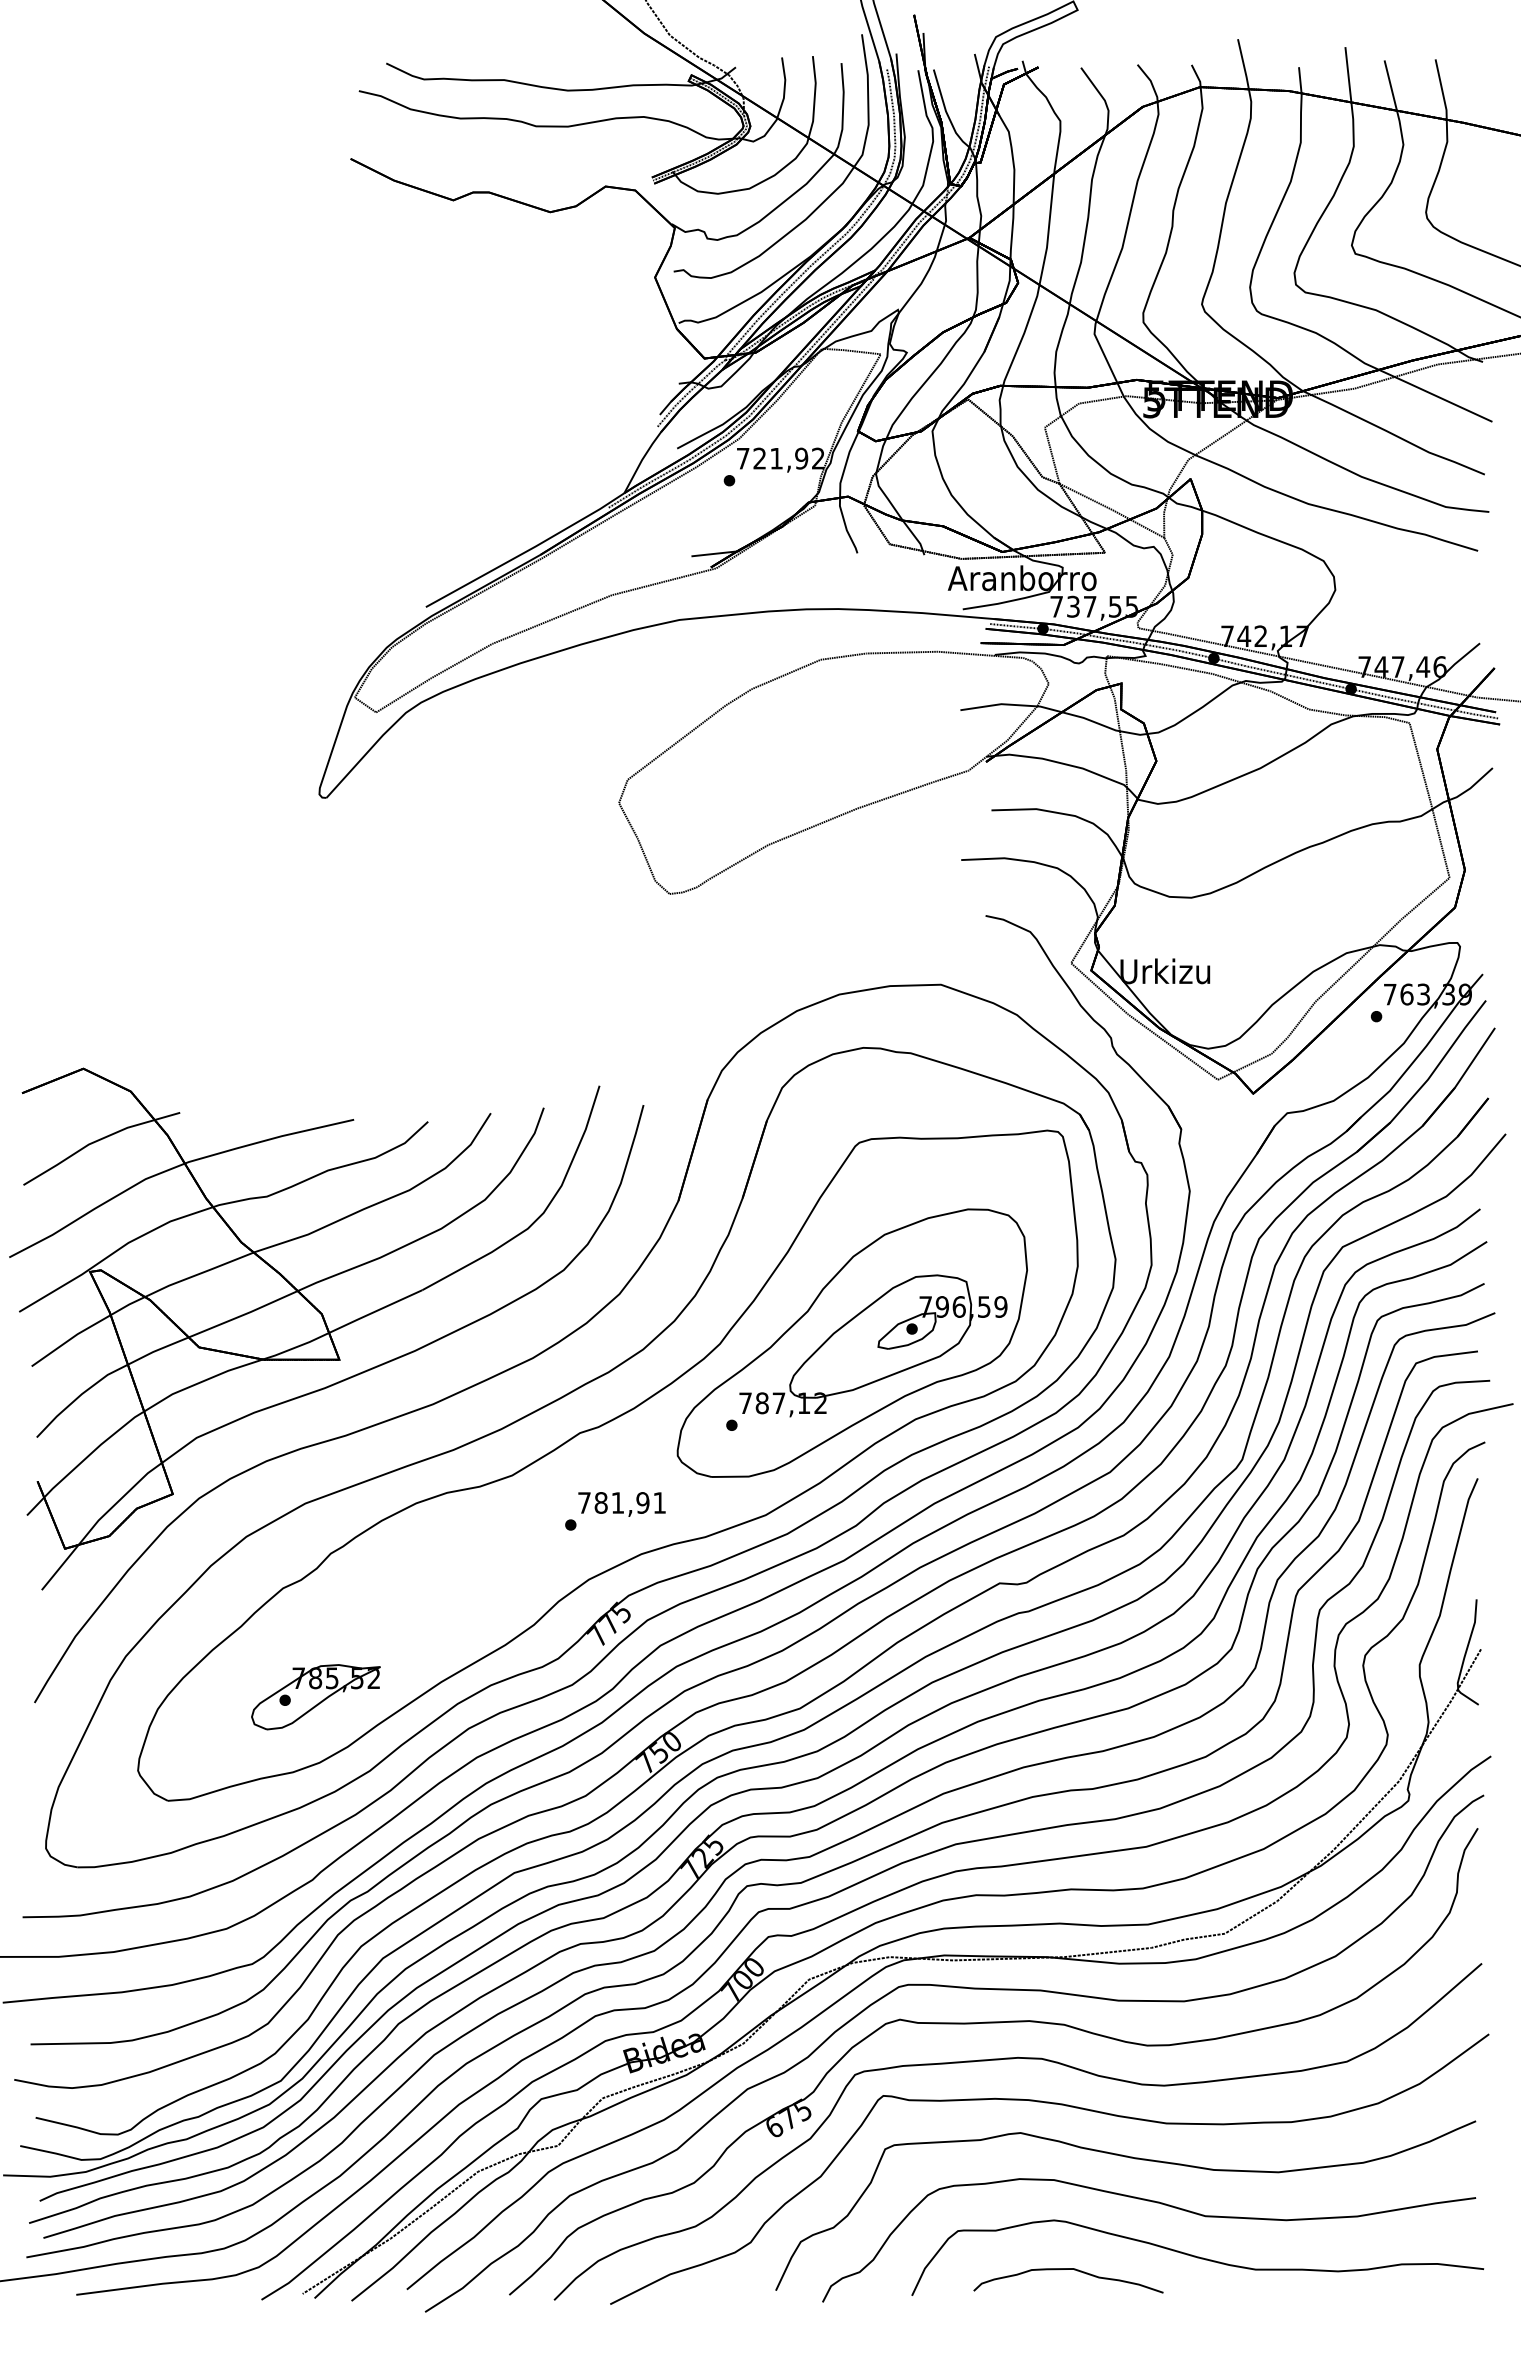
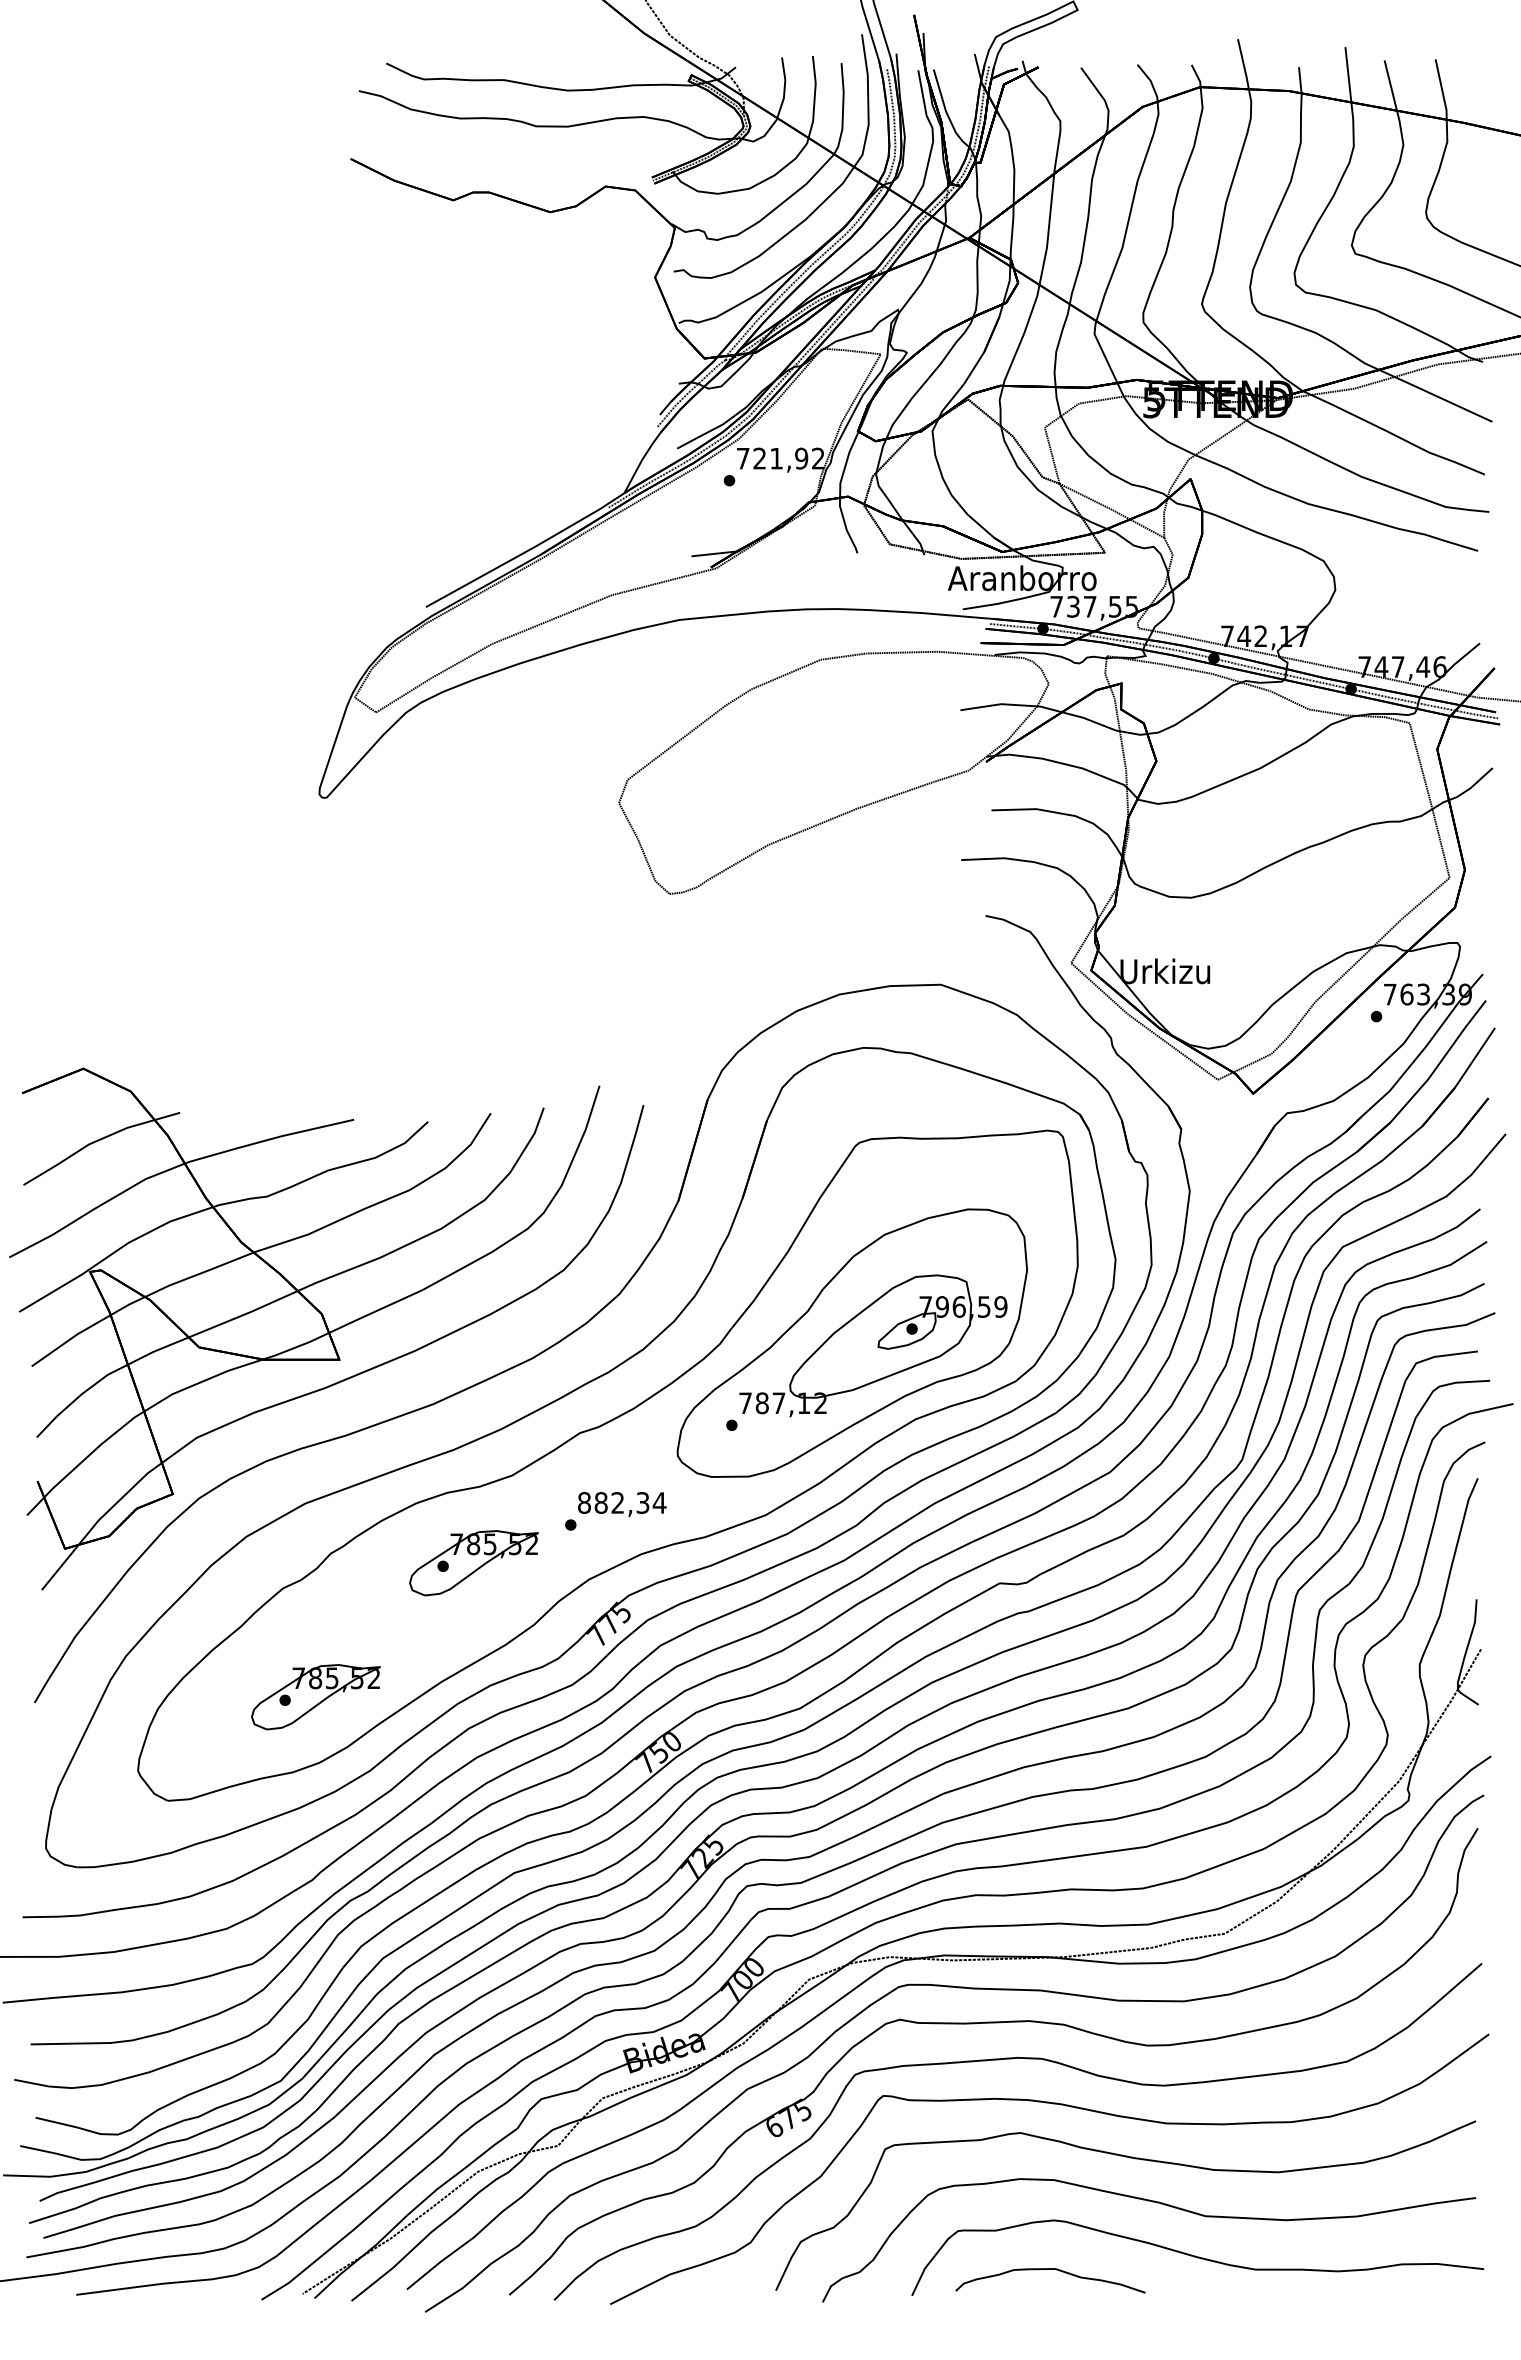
text: 781,91 -> 882,34 (622, 1502)
part: none -> present (473, 1563)
curve position: (1068, 2269) -> (1050, 2269) (1050, 2269)
